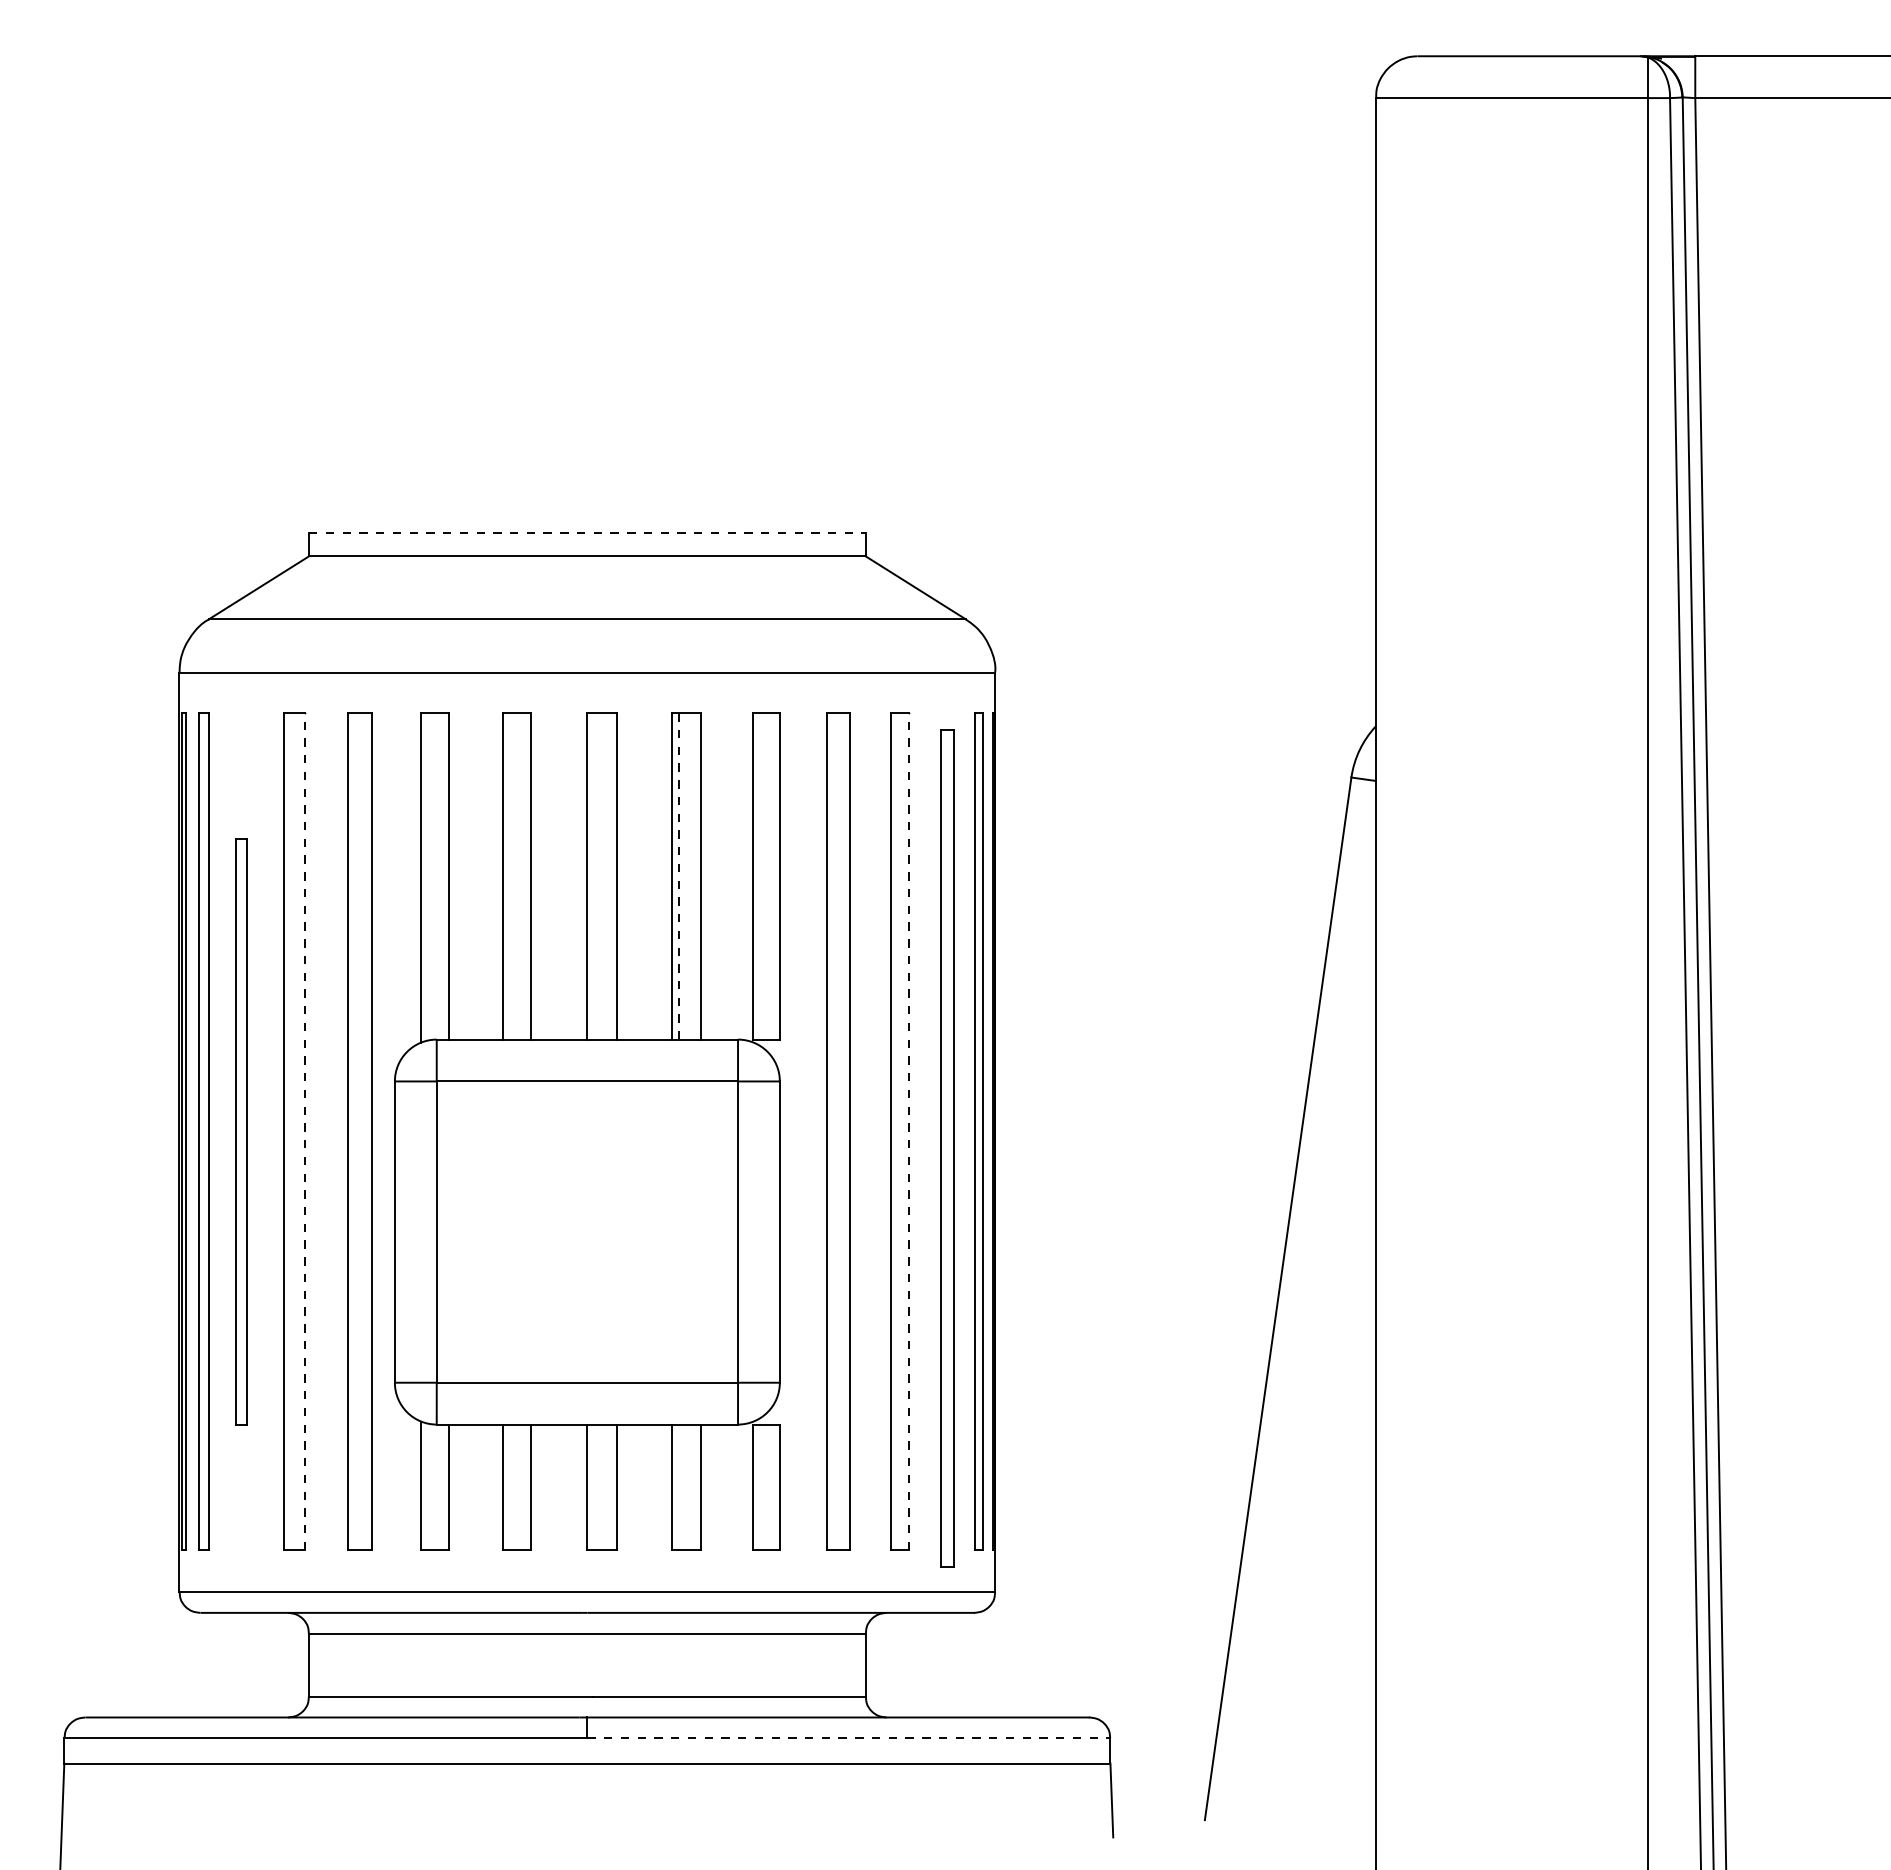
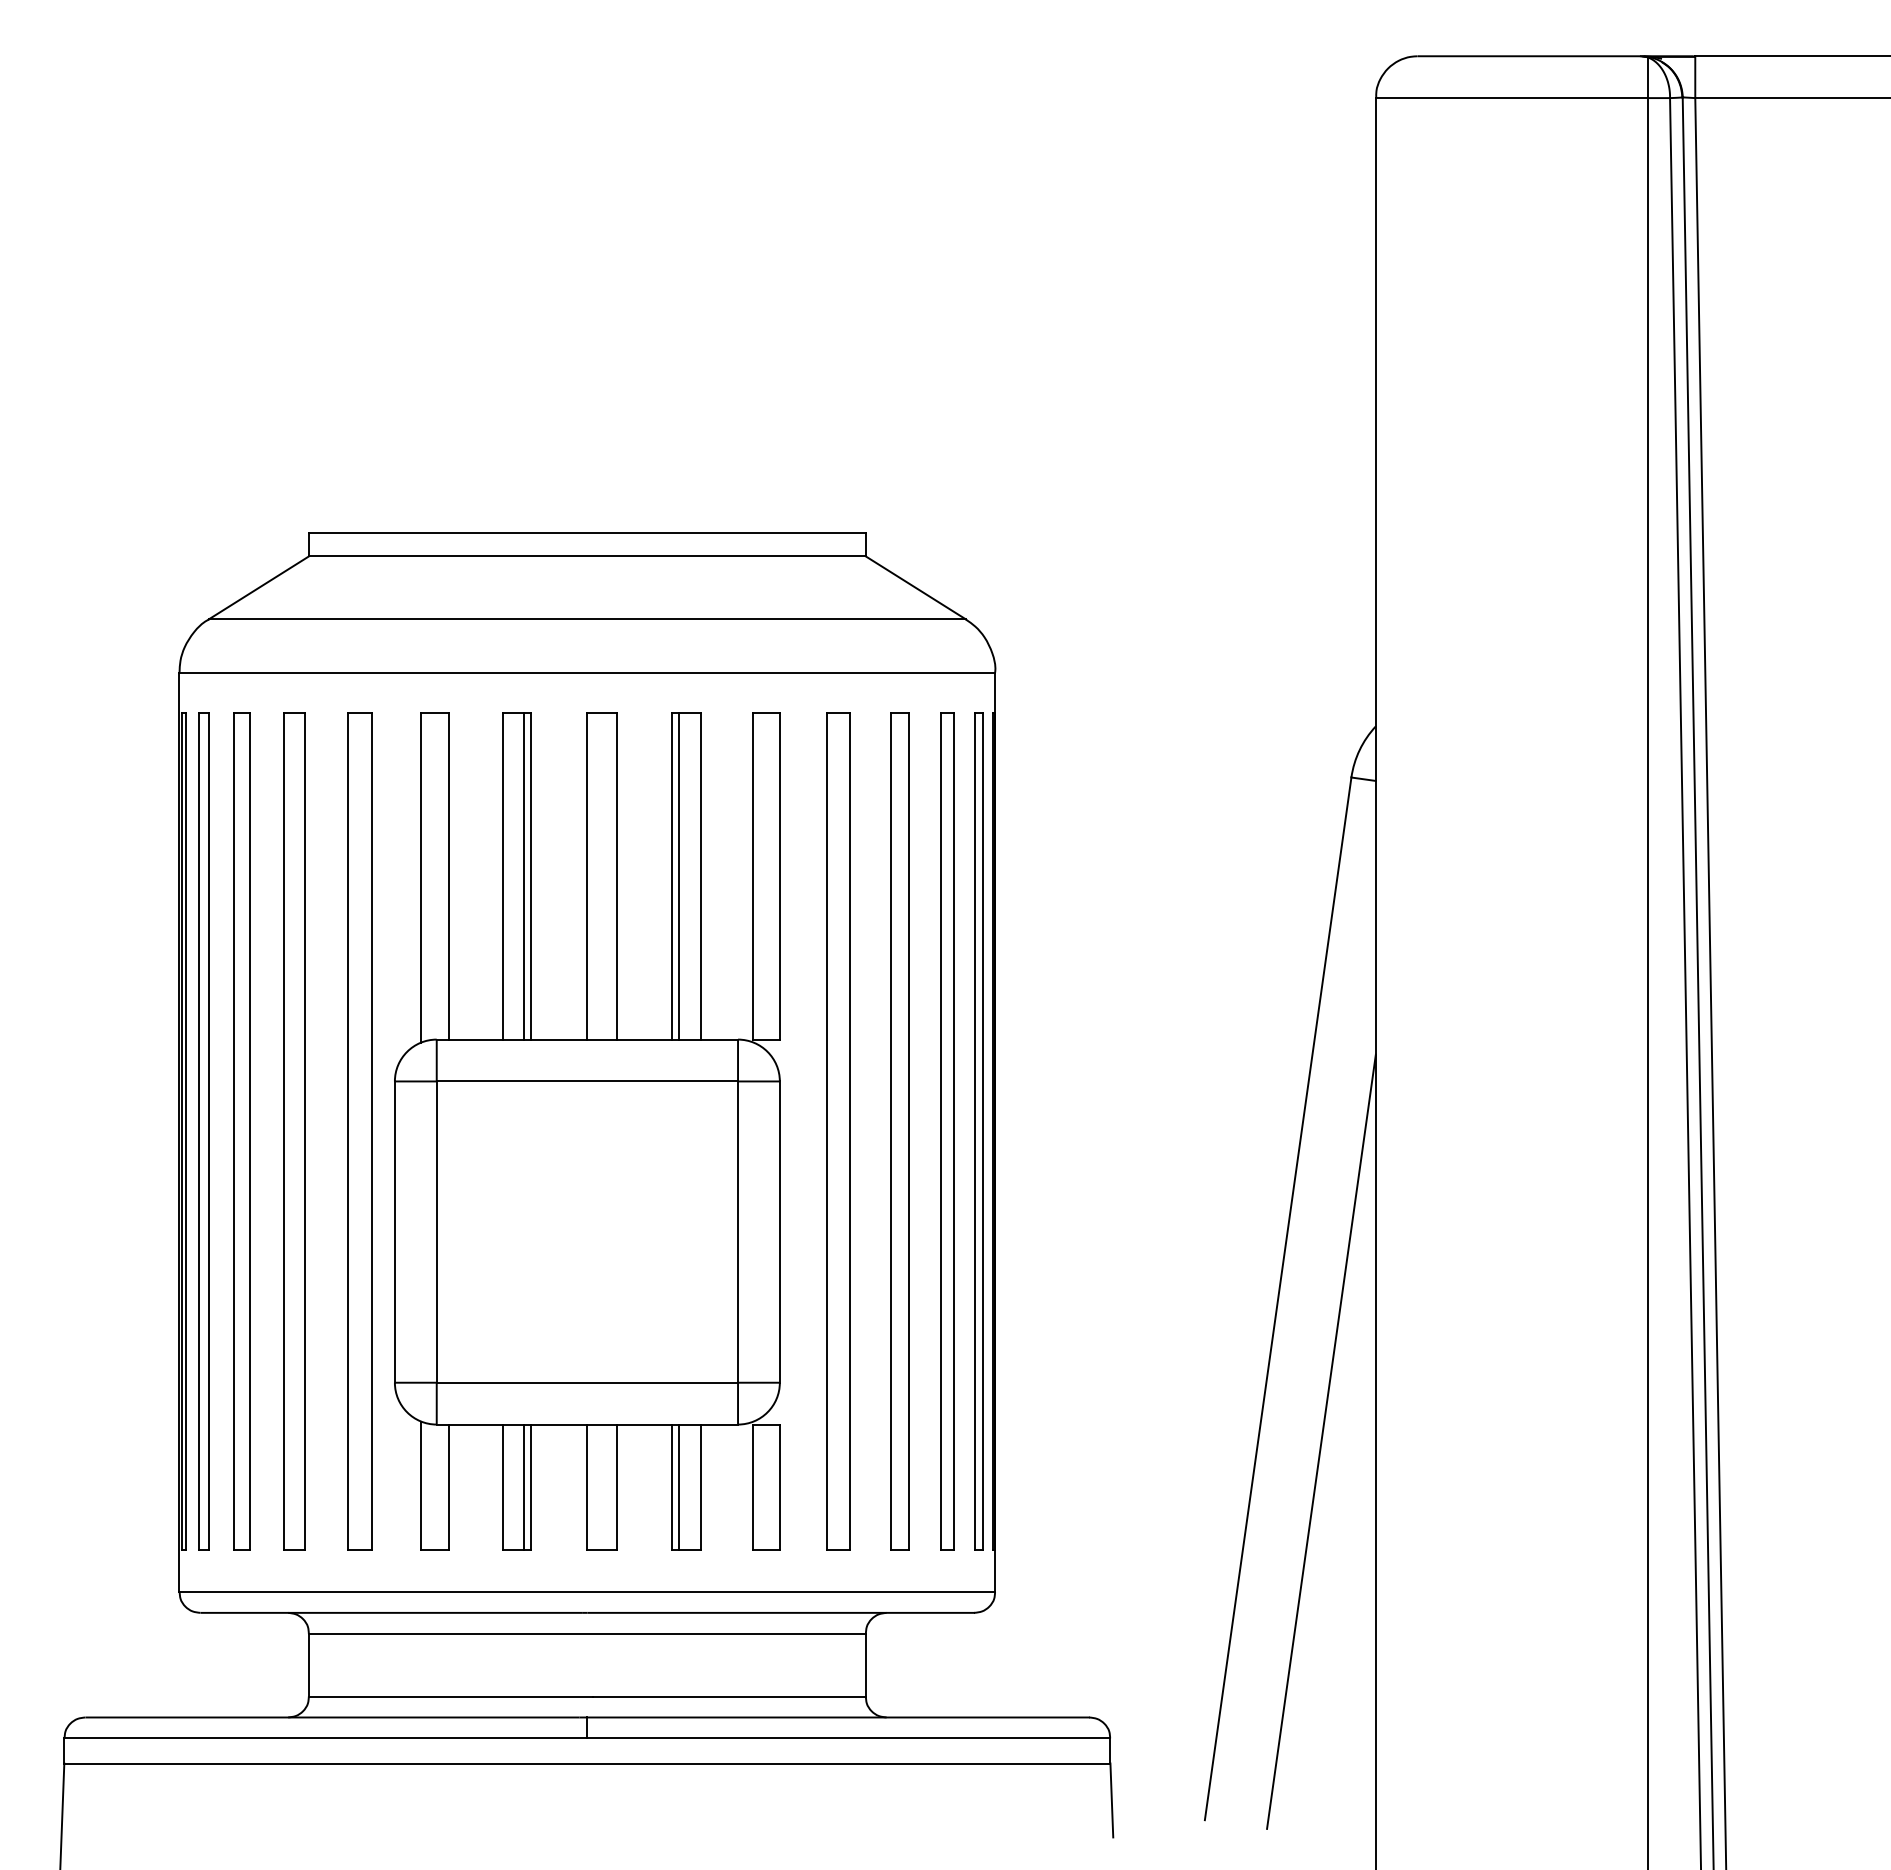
line: dashed -> solid (587, 533)
line: dashed -> solid (679, 875)
line: none -> present (524, 876)
part size: 13x588 px -> 18x839 px (241, 1131)
line: dashed -> solid (304, 1131)
line: dashed -> solid (909, 1131)
part position: (947, 1148) -> (947, 1131) (947, 1131)
line: none -> present (1321, 1441)
line: none -> present (524, 1487)
line: none -> present (679, 1487)
line: dashed -> solid (848, 1738)
